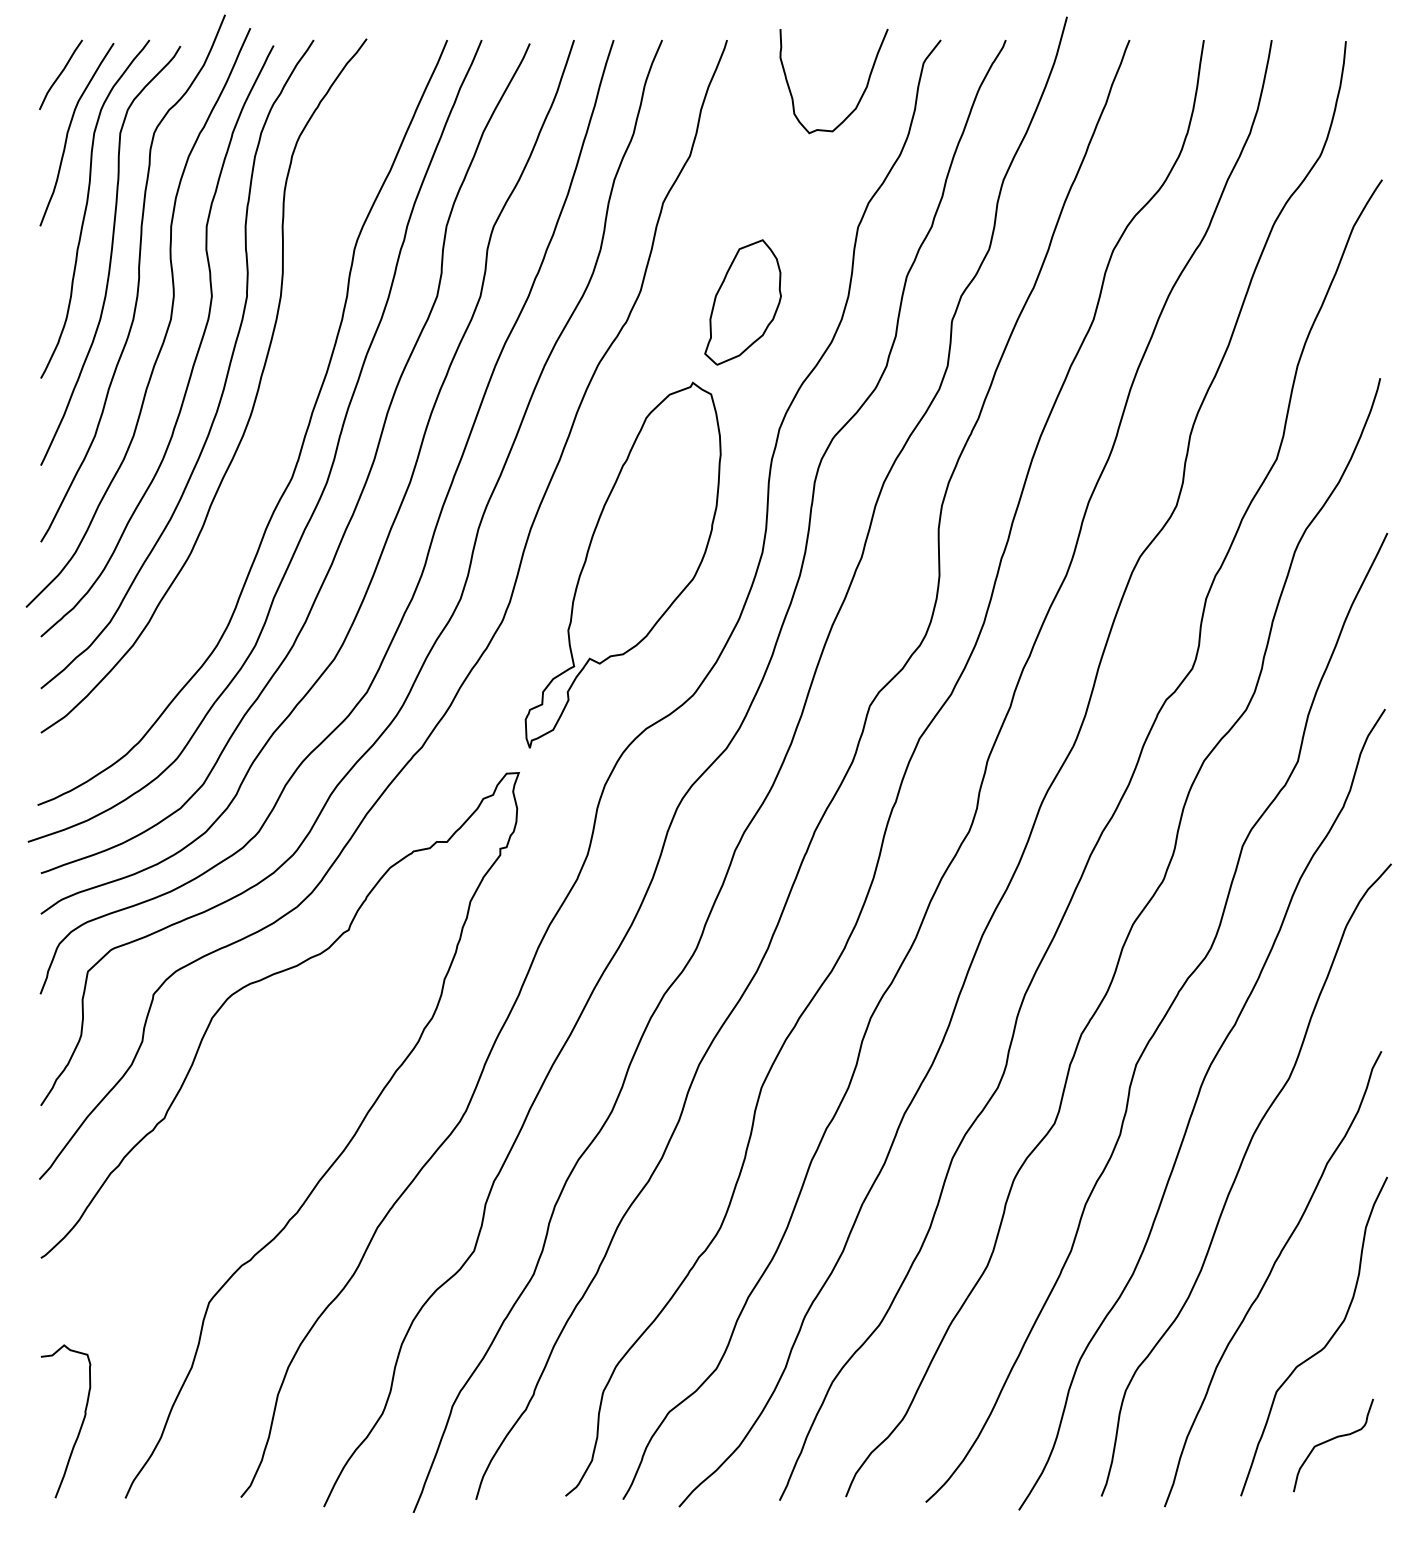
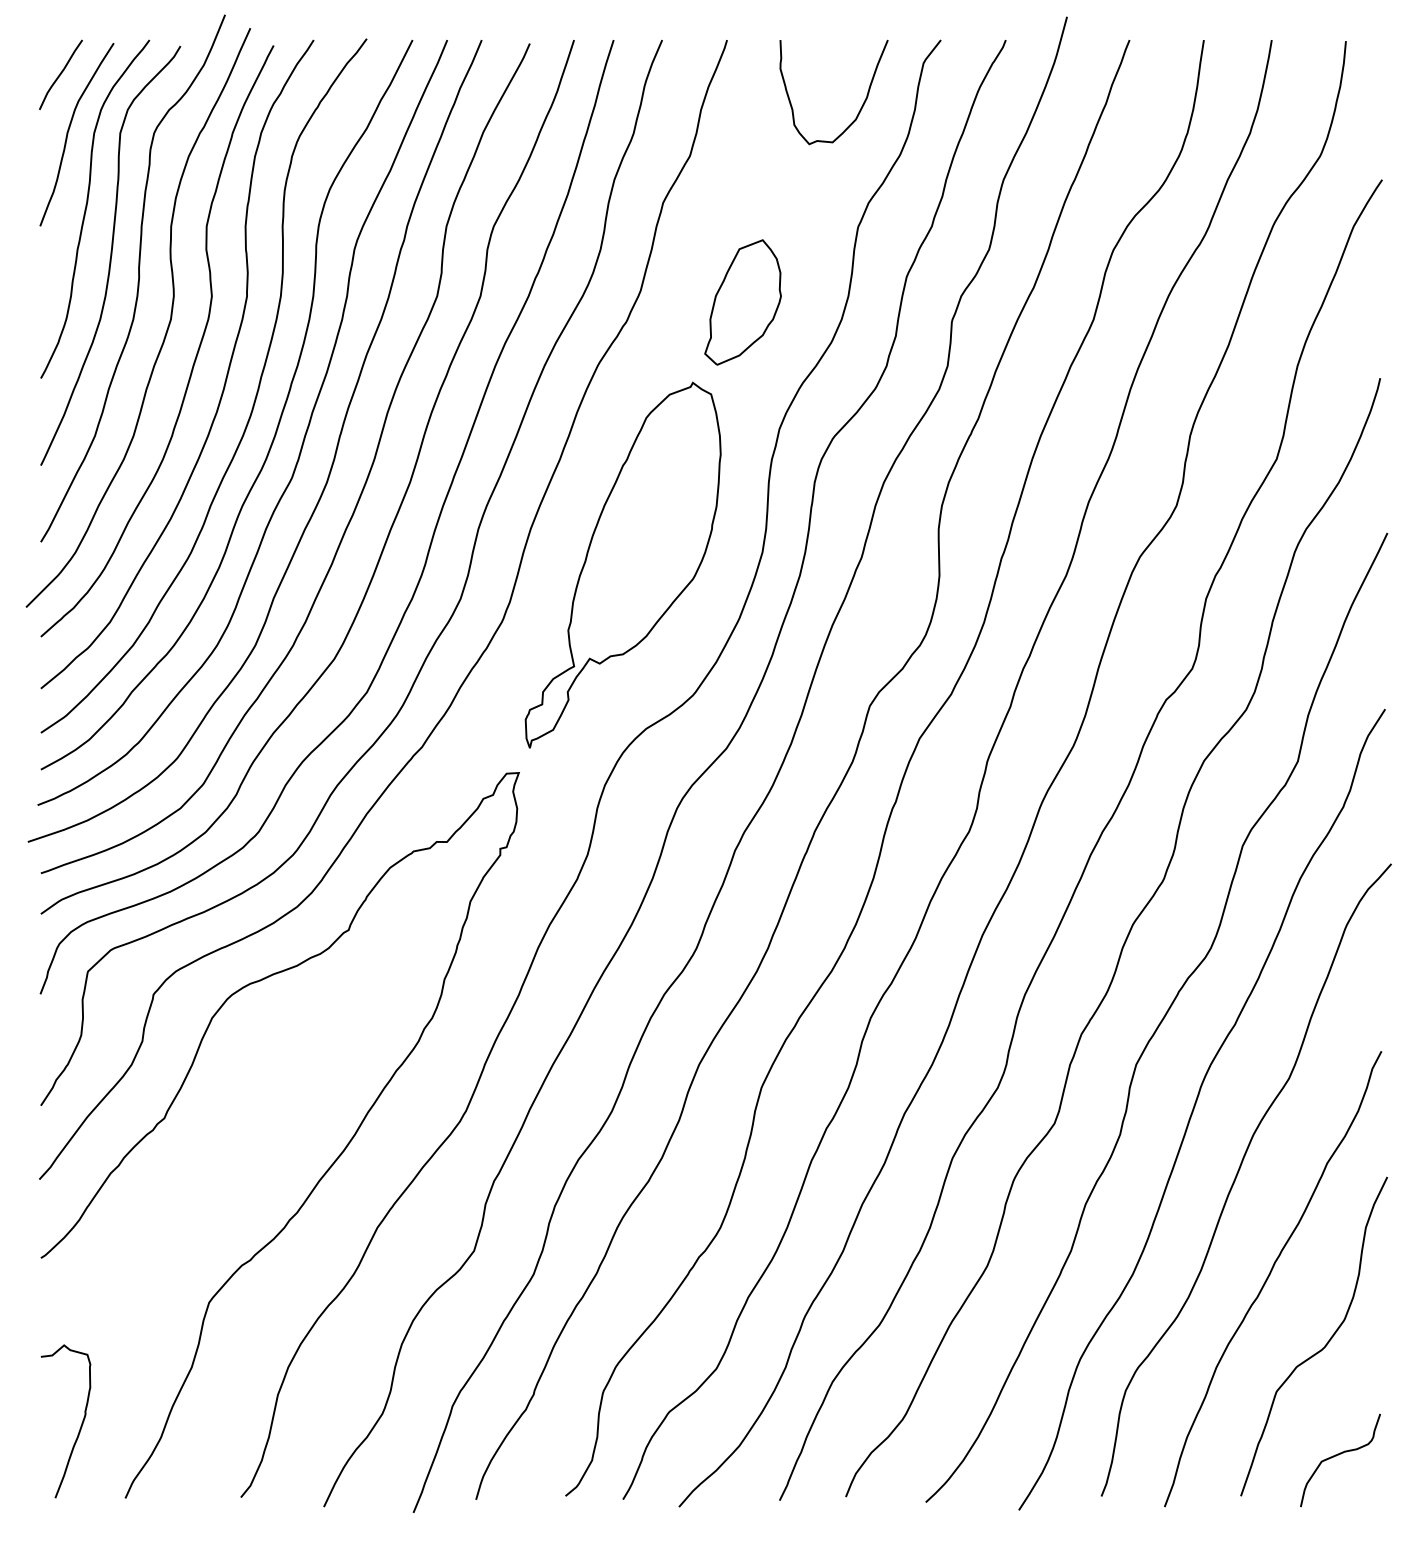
curve position: (861, 95) -> (861, 106) (861, 106)
curve: none -> present (279, 417)
curve position: (1331, 1440) -> (1338, 1455) (1338, 1455)
